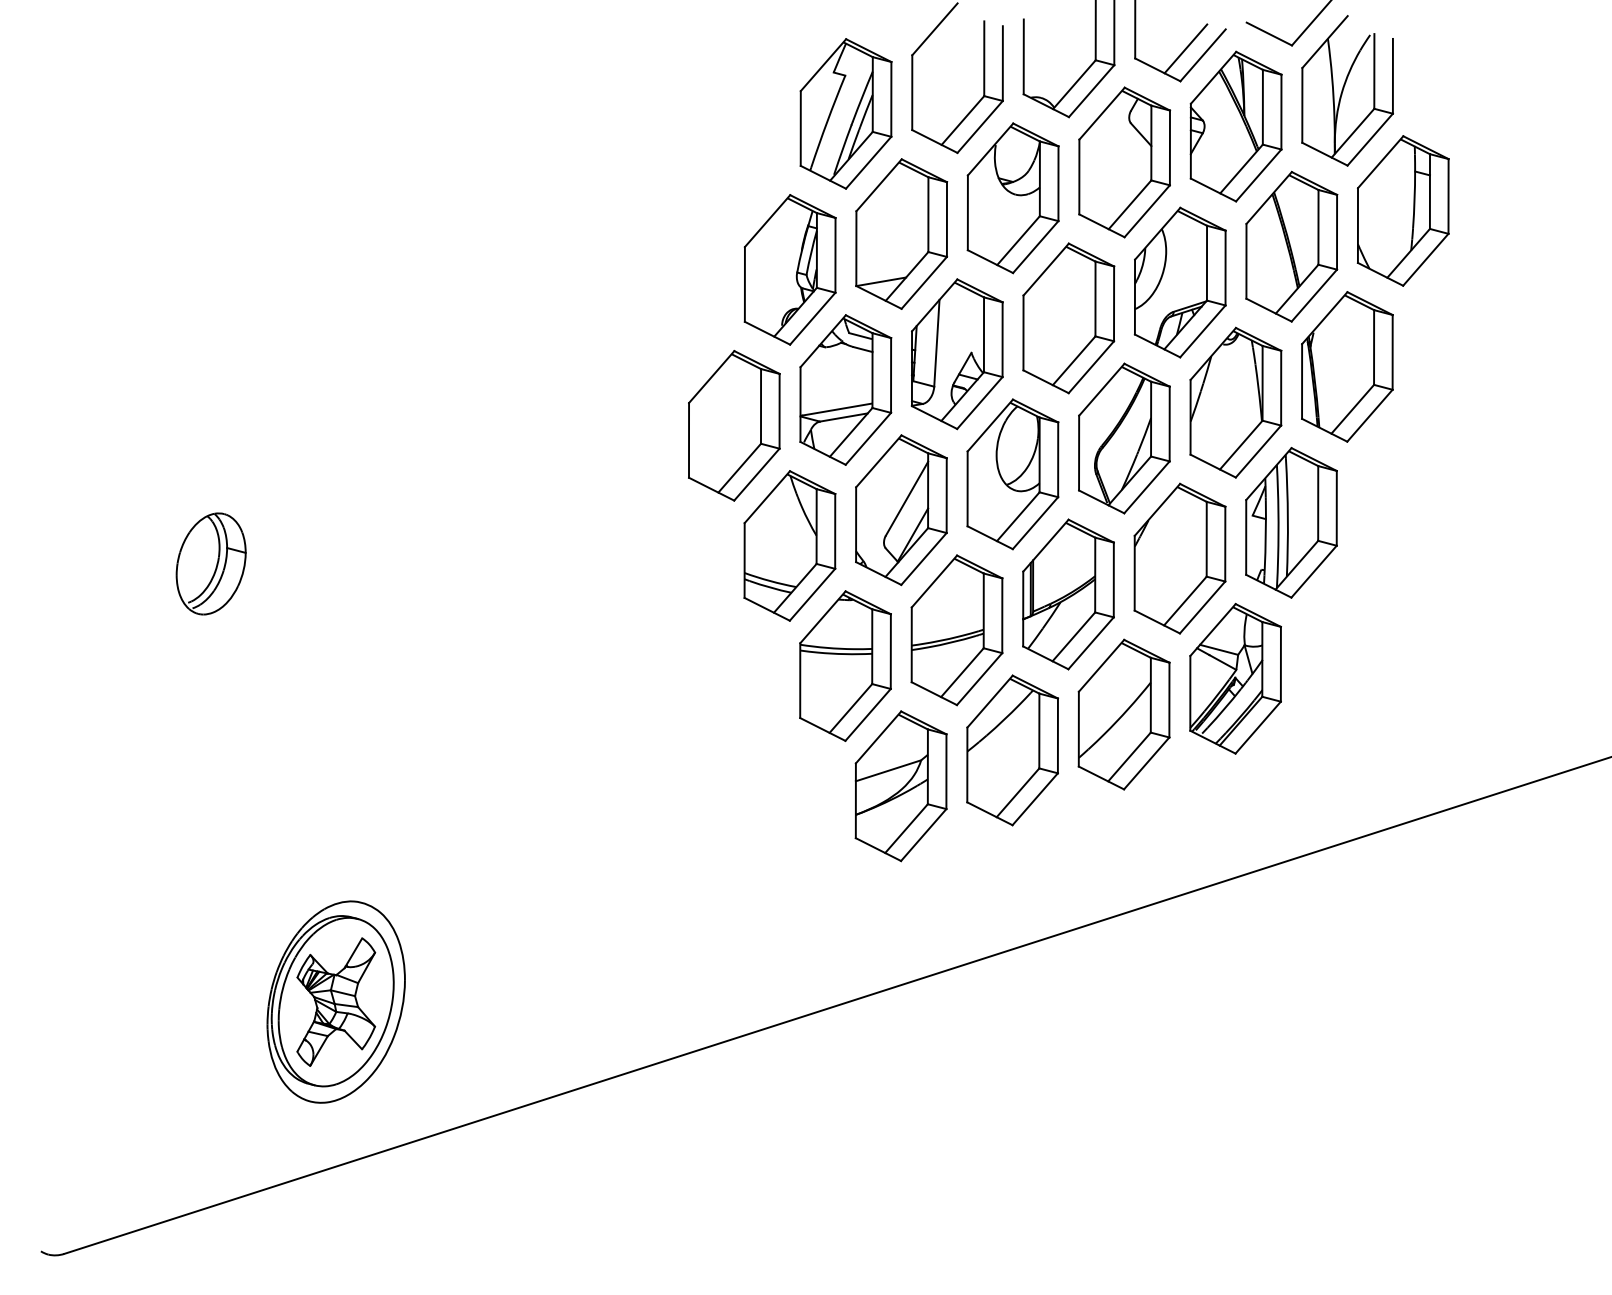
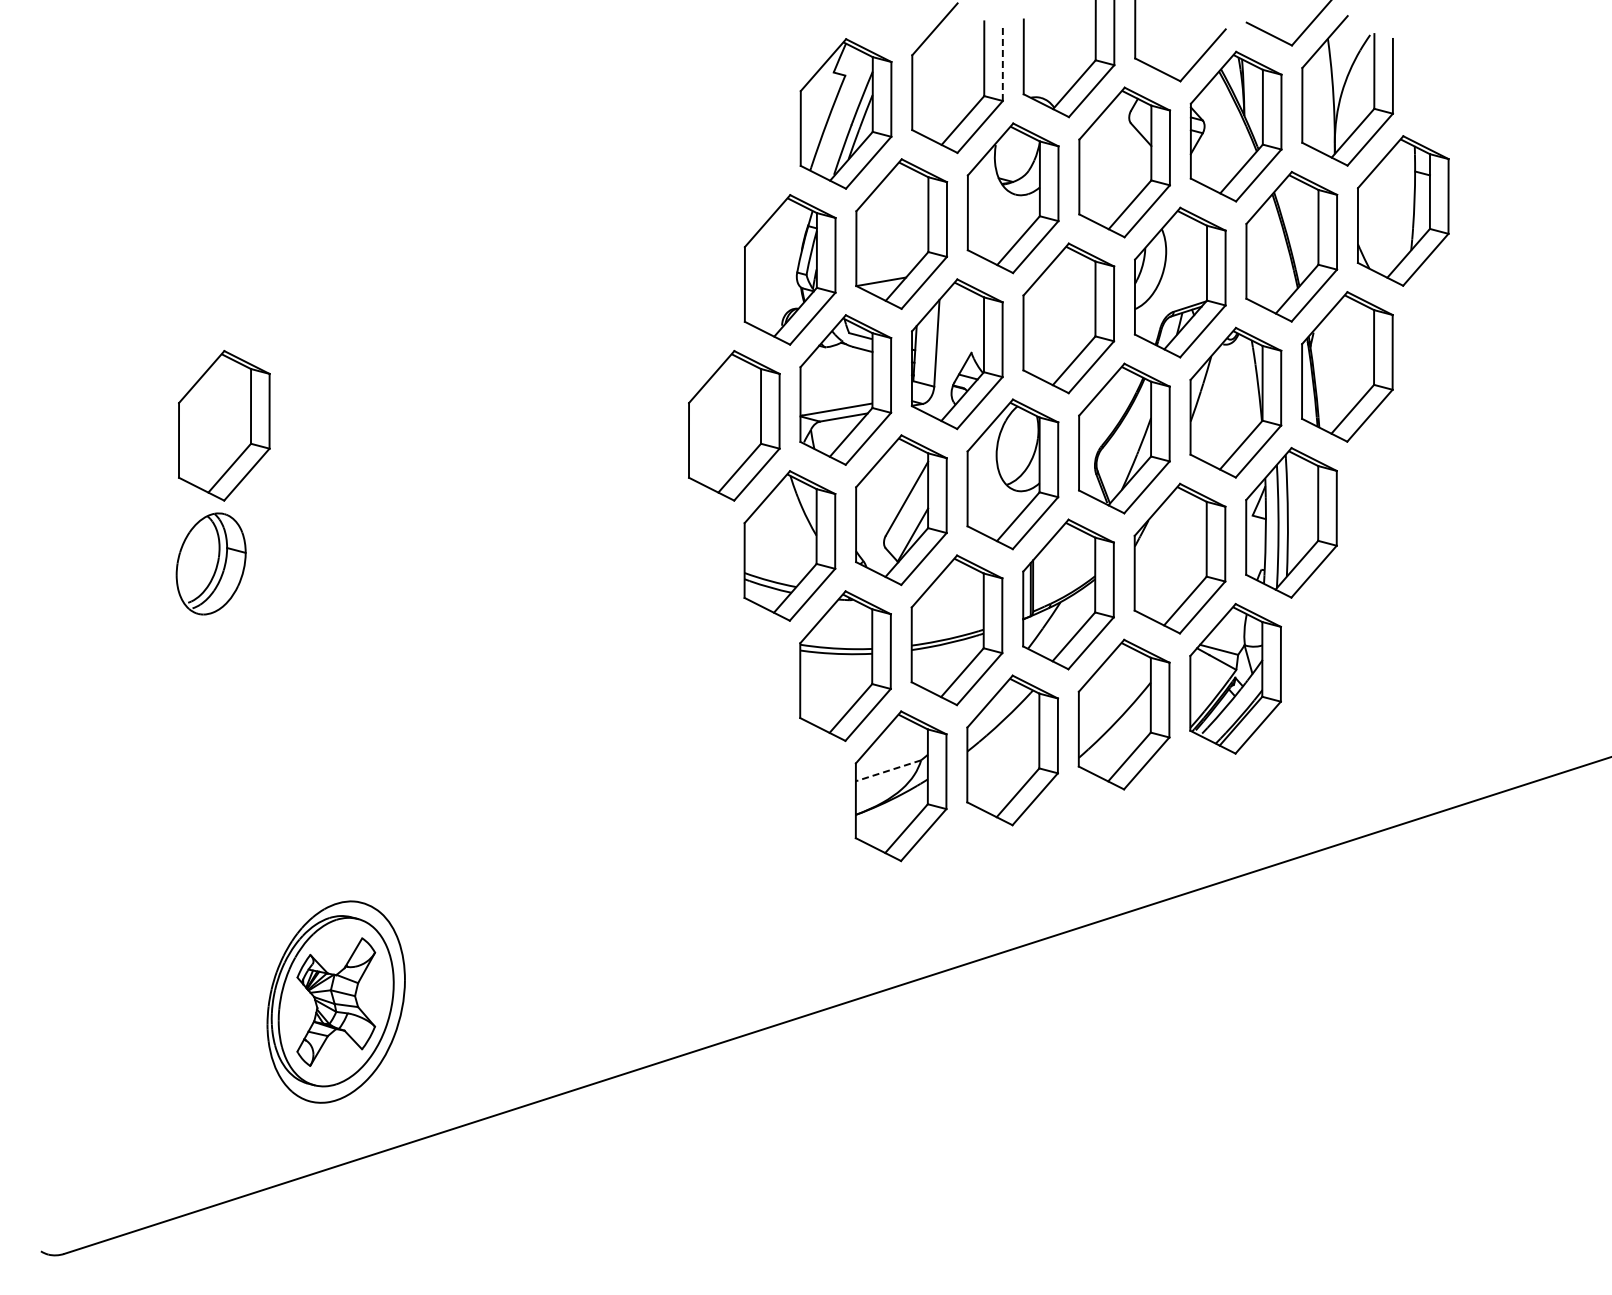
line: present -> none (1185, 48)
line: solid -> dashed (1002, 63)
part: none -> present (224, 425)
line: solid -> dashed (888, 770)
